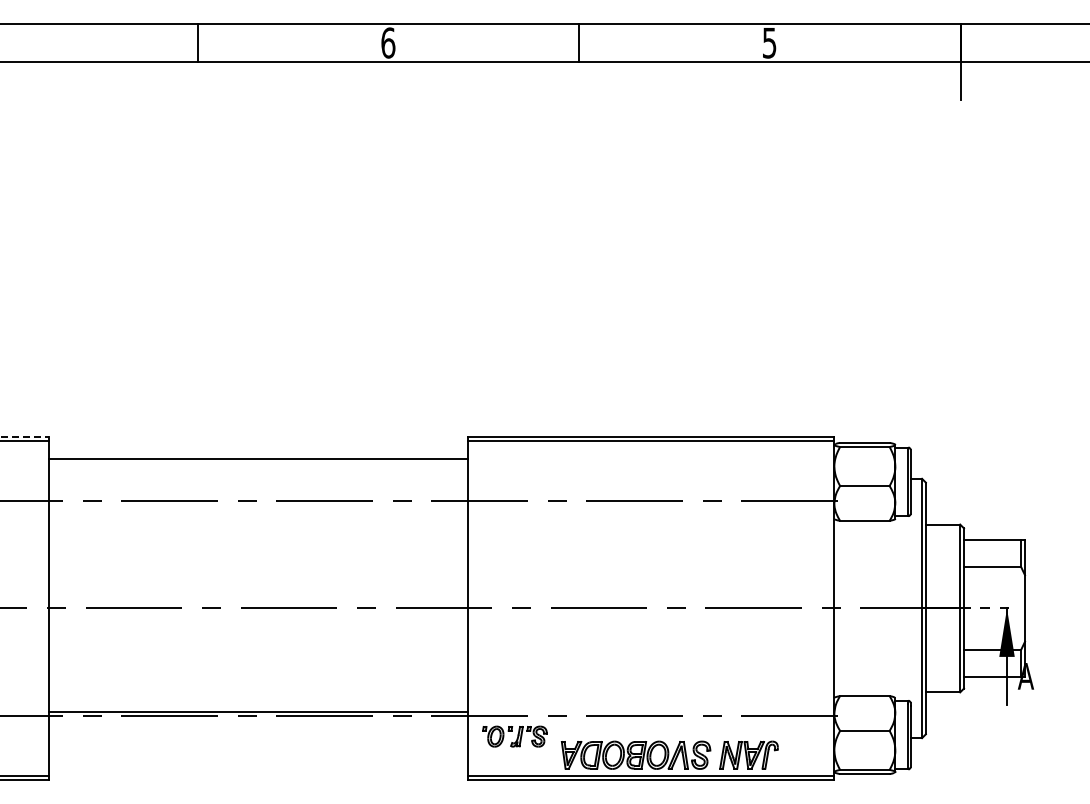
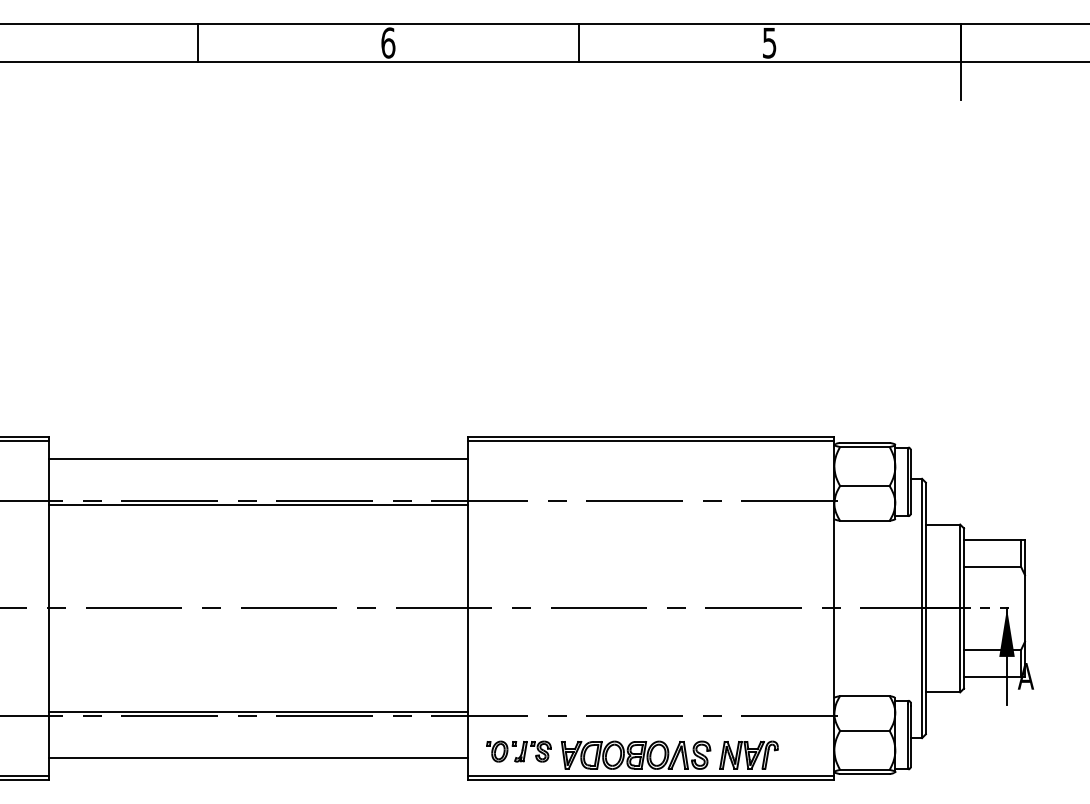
line: dashed -> solid (24, 436)
line: none -> present (258, 504)
part position: (514, 736) -> (518, 751) (518, 751)
line: none -> present (258, 757)
